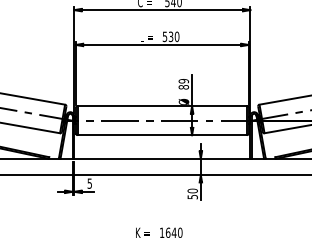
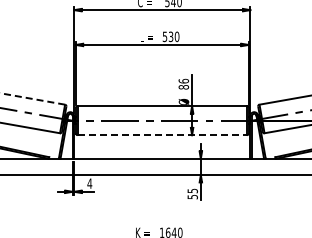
text: 89 -> 86 (183, 80)
line: solid -> dashed (32, 98)
line: solid -> dashed (162, 135)
text: 5 -> 4 (89, 183)
text: 50 -> 55 (192, 190)
